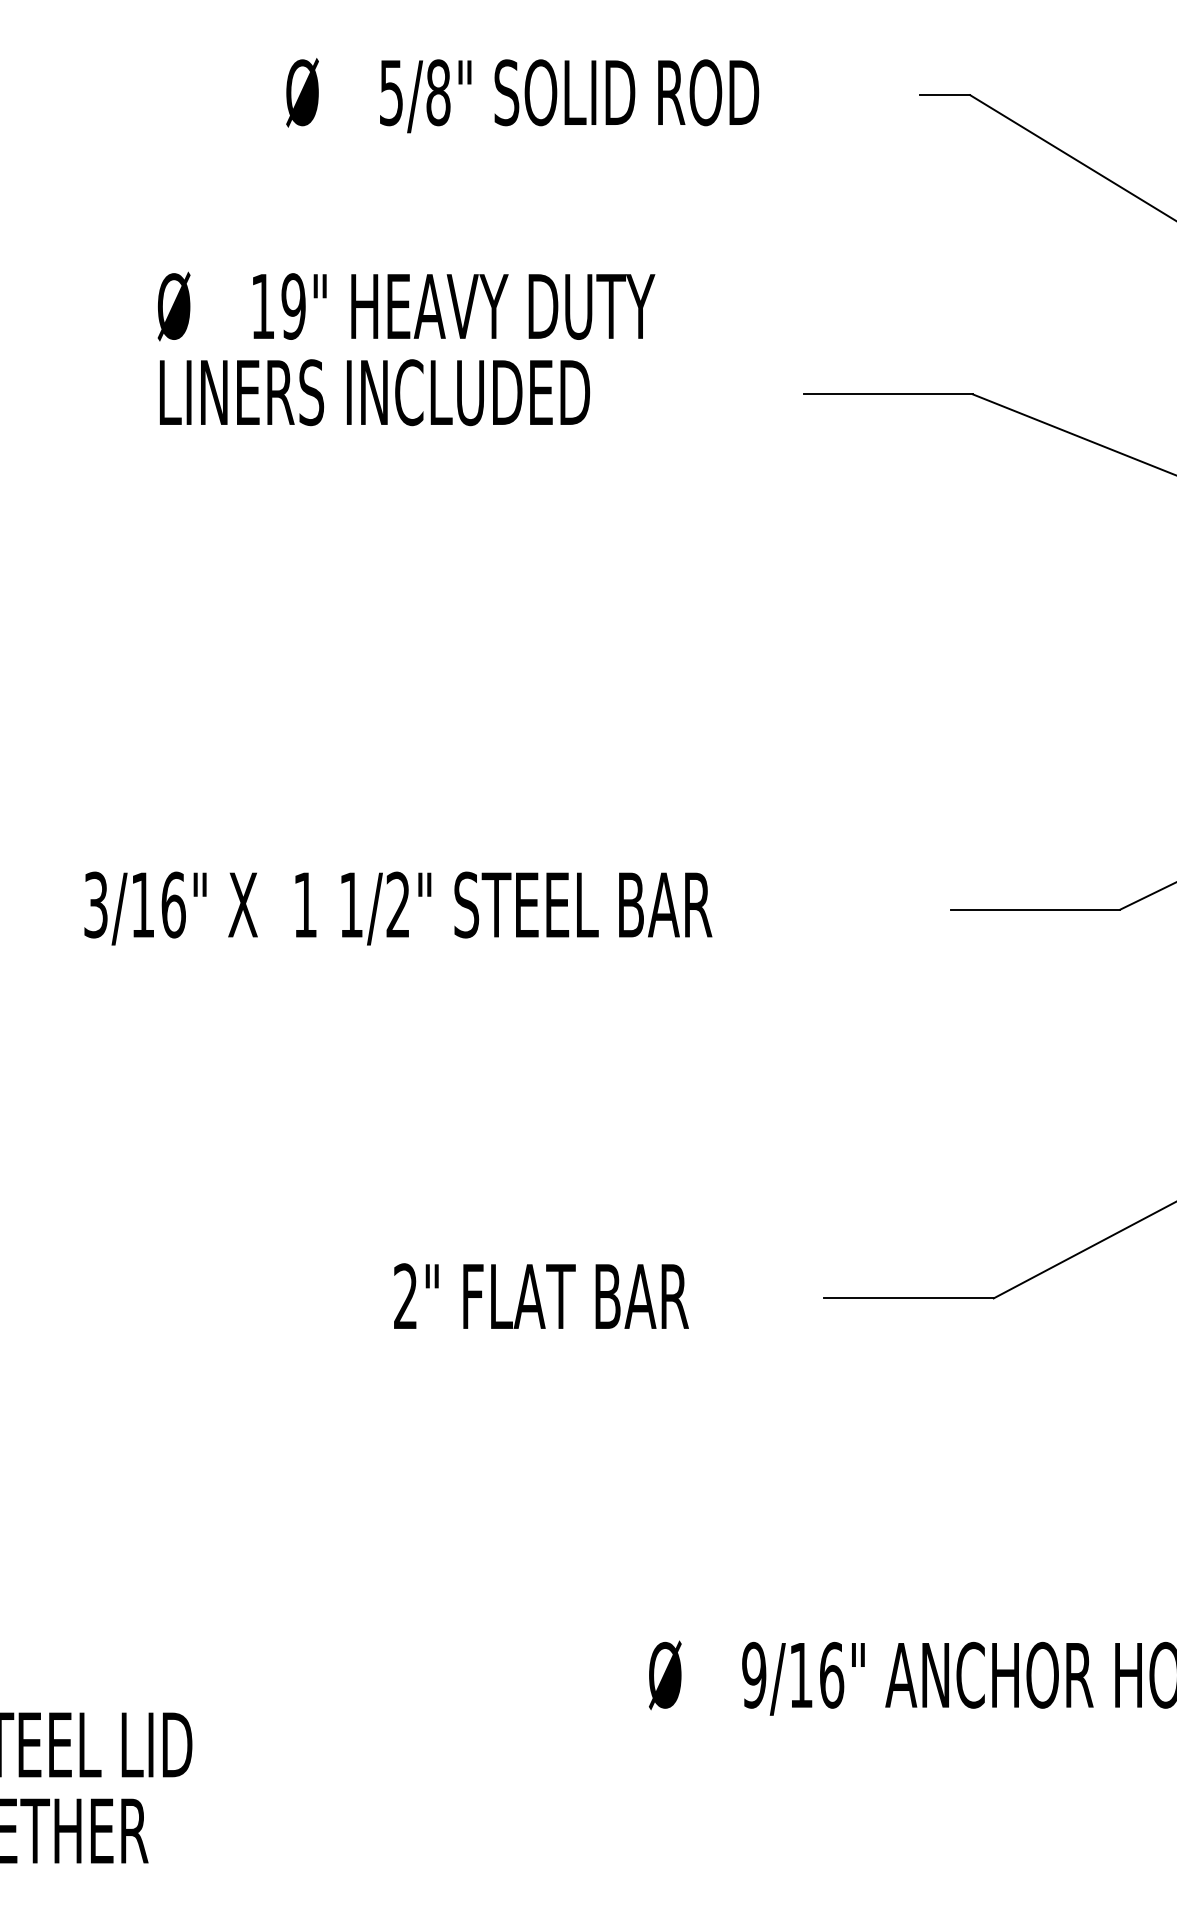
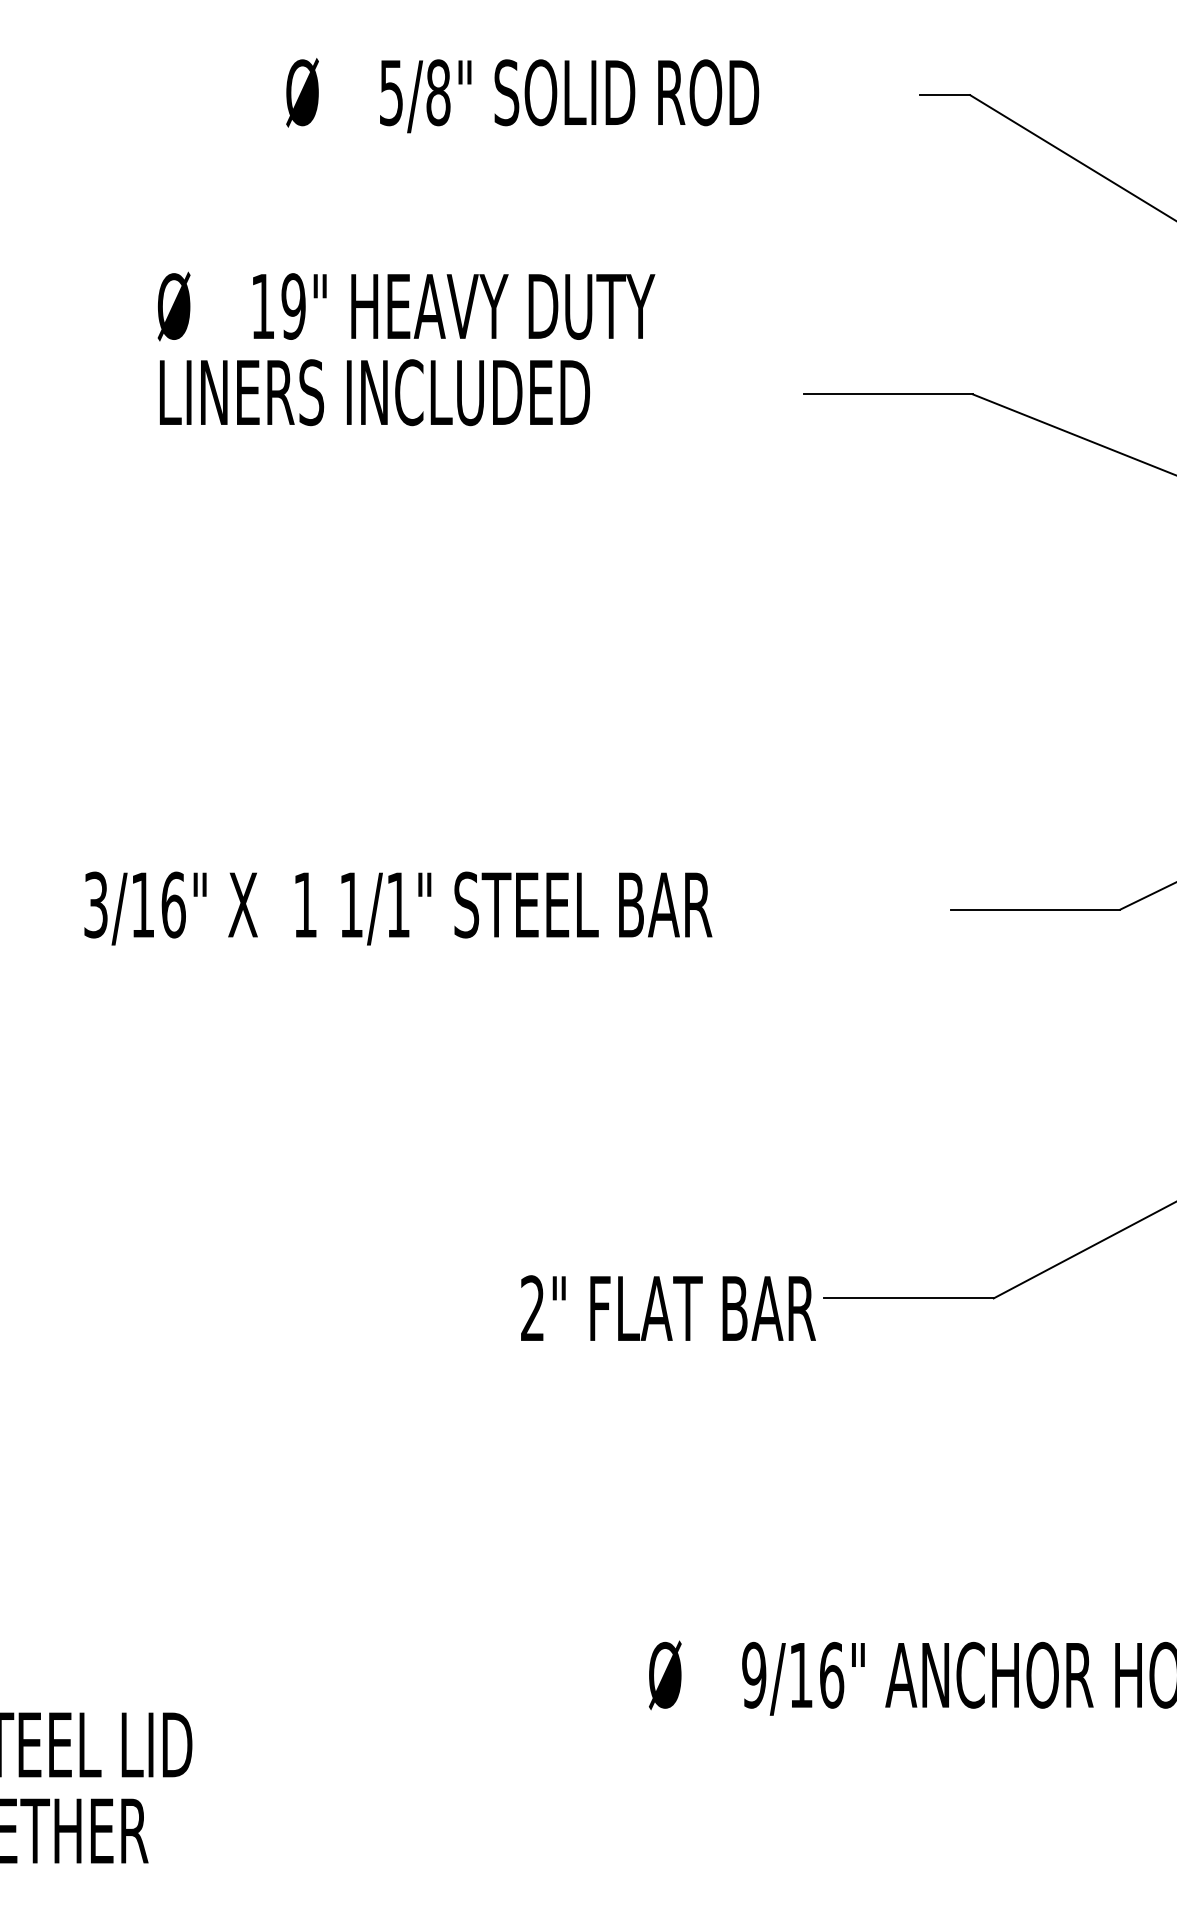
text: 1/2" -> 1/1" (397, 904)
text position: (541, 1295) -> (668, 1307) (668, 1307)
